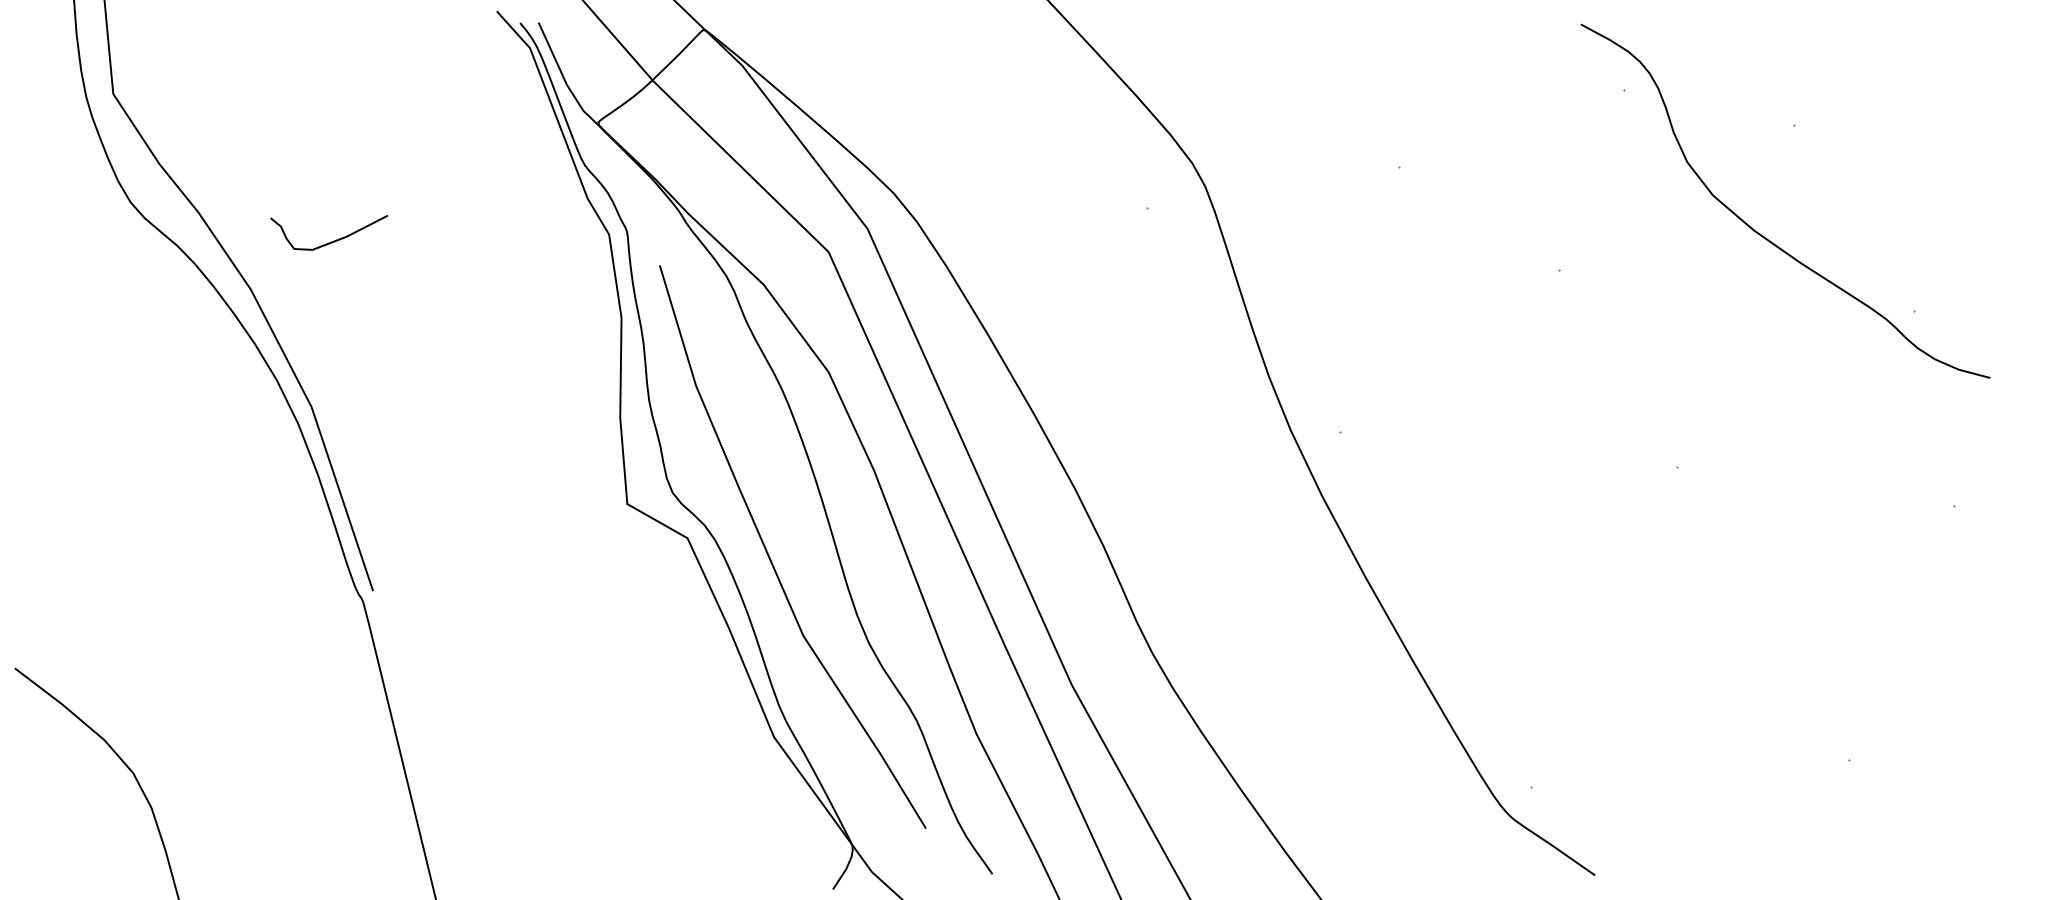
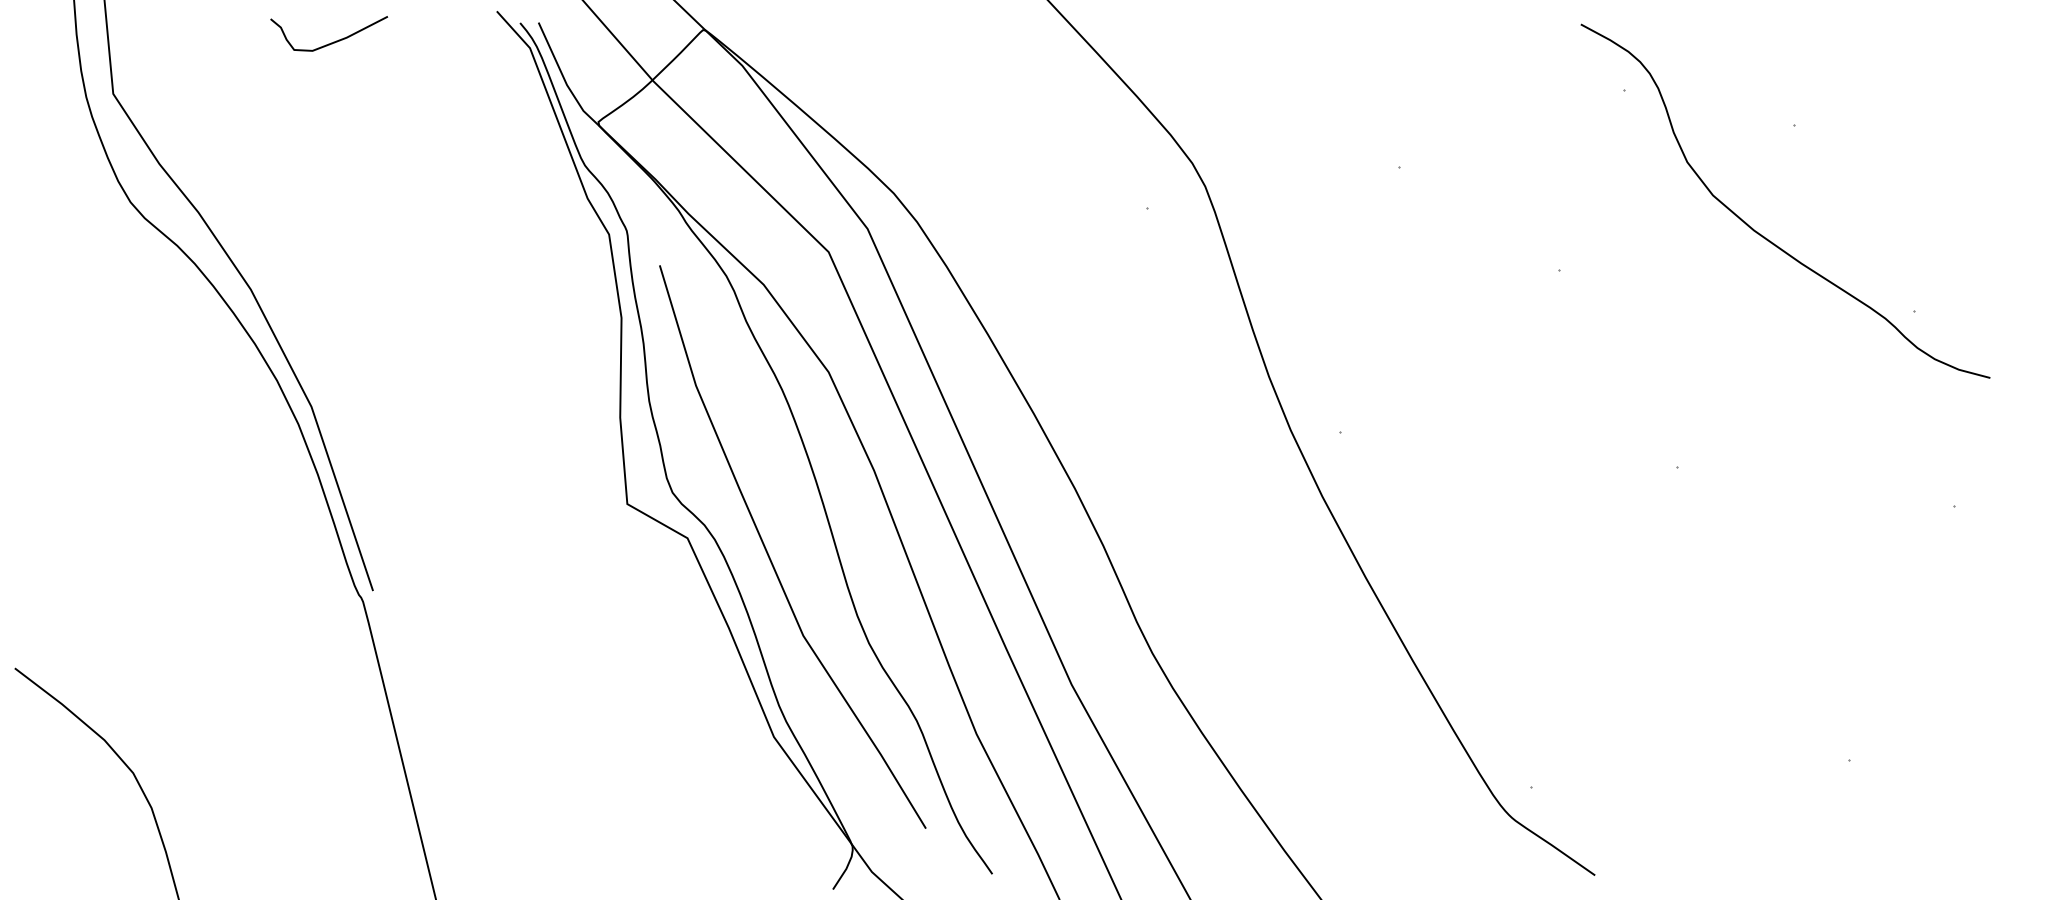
curve position: (333, 240) -> (333, 41) (333, 41)
